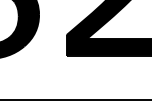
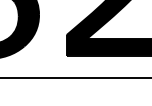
line position: (75, 99) -> (75, 77) (75, 77)
